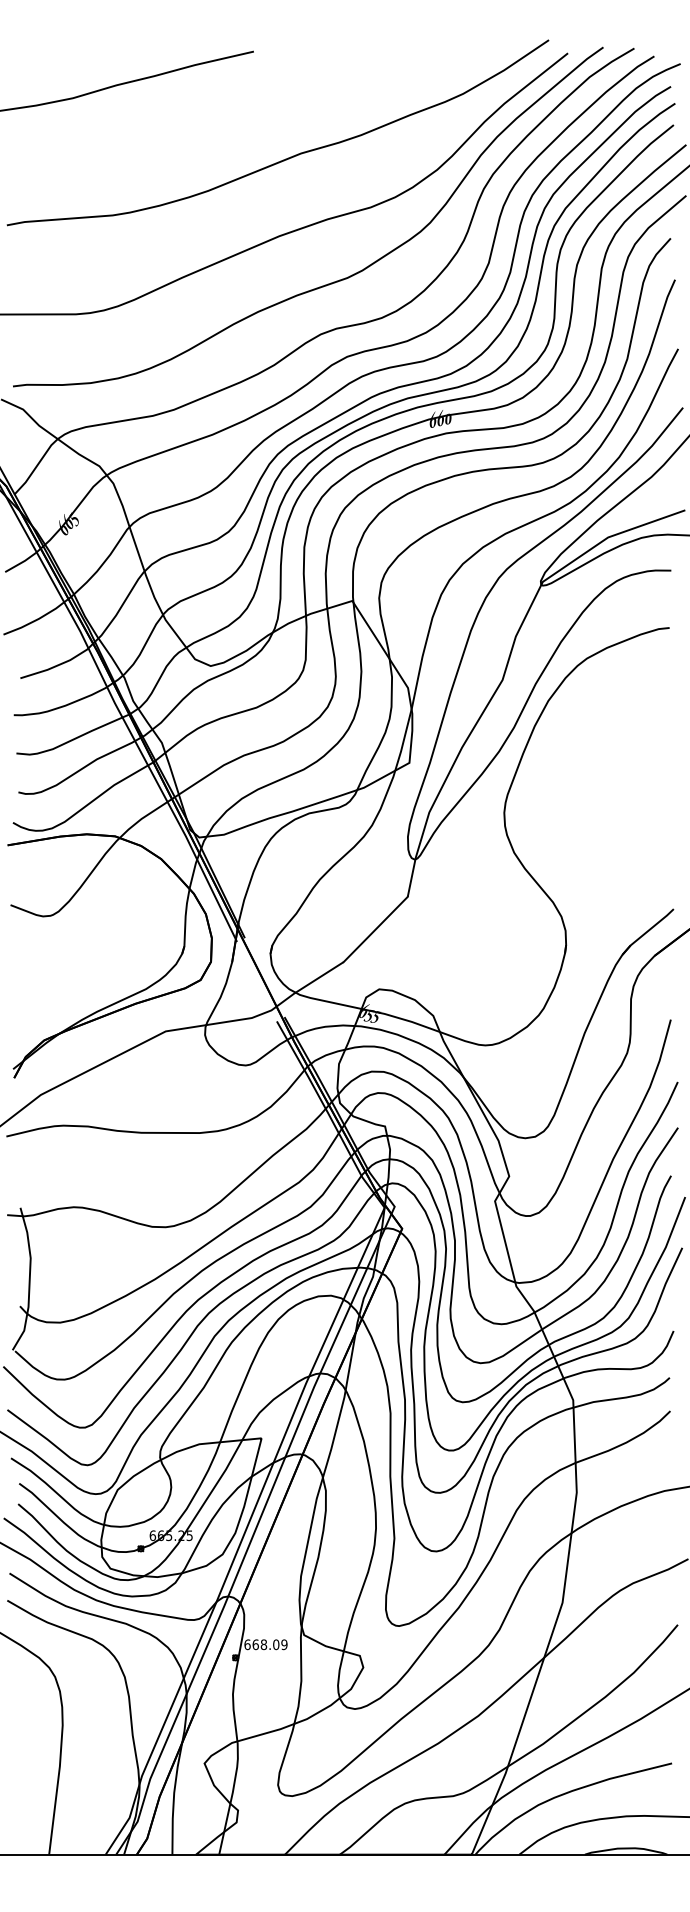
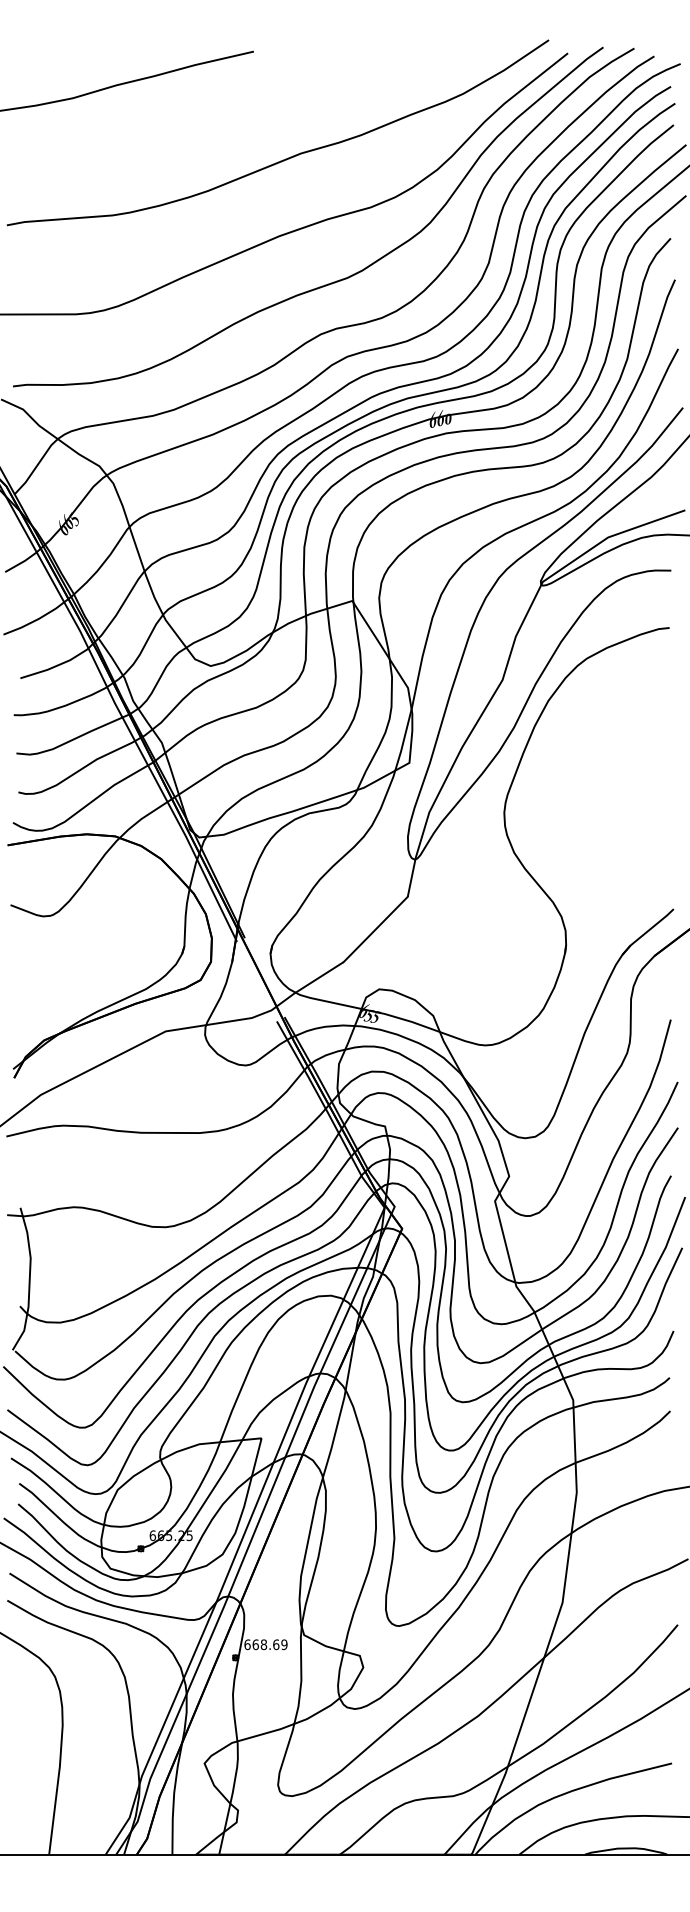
text: 668.09 -> 668.69 (276, 1644)
